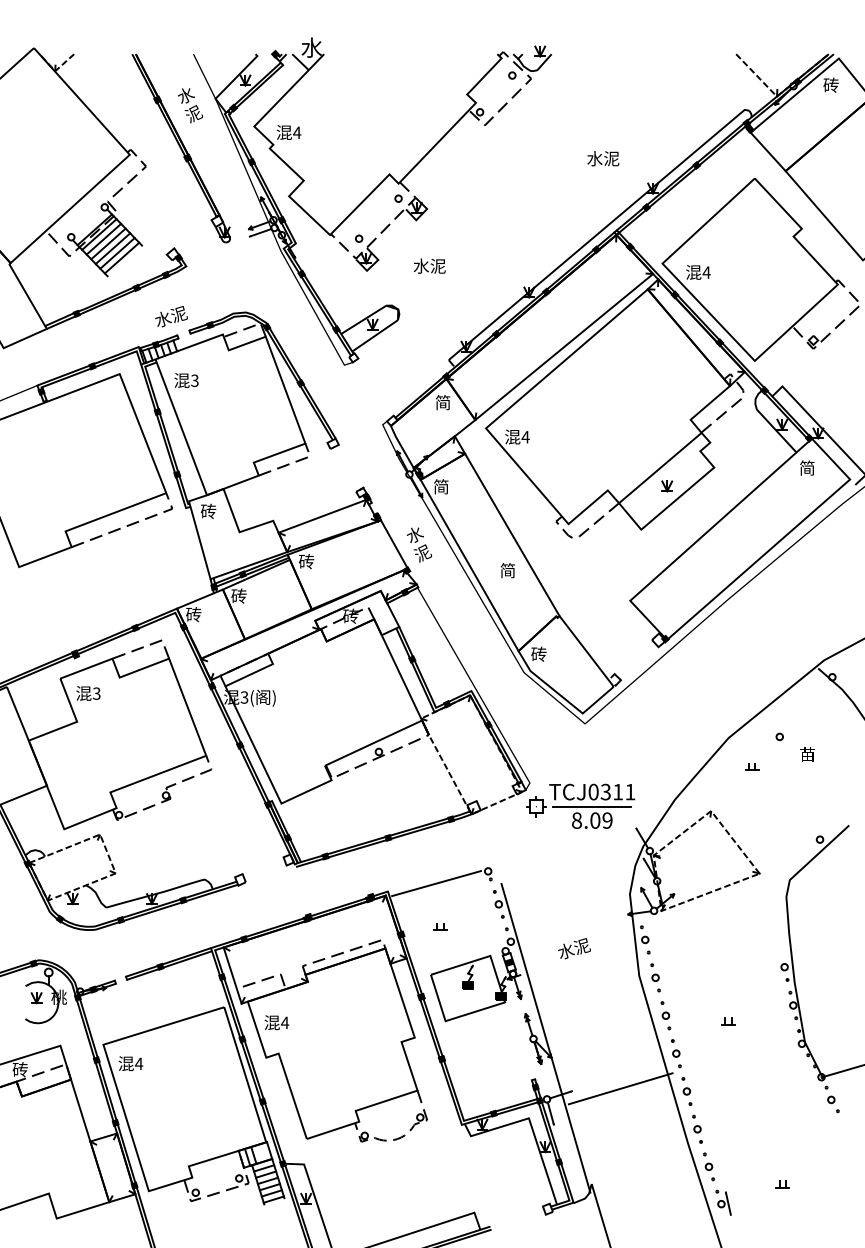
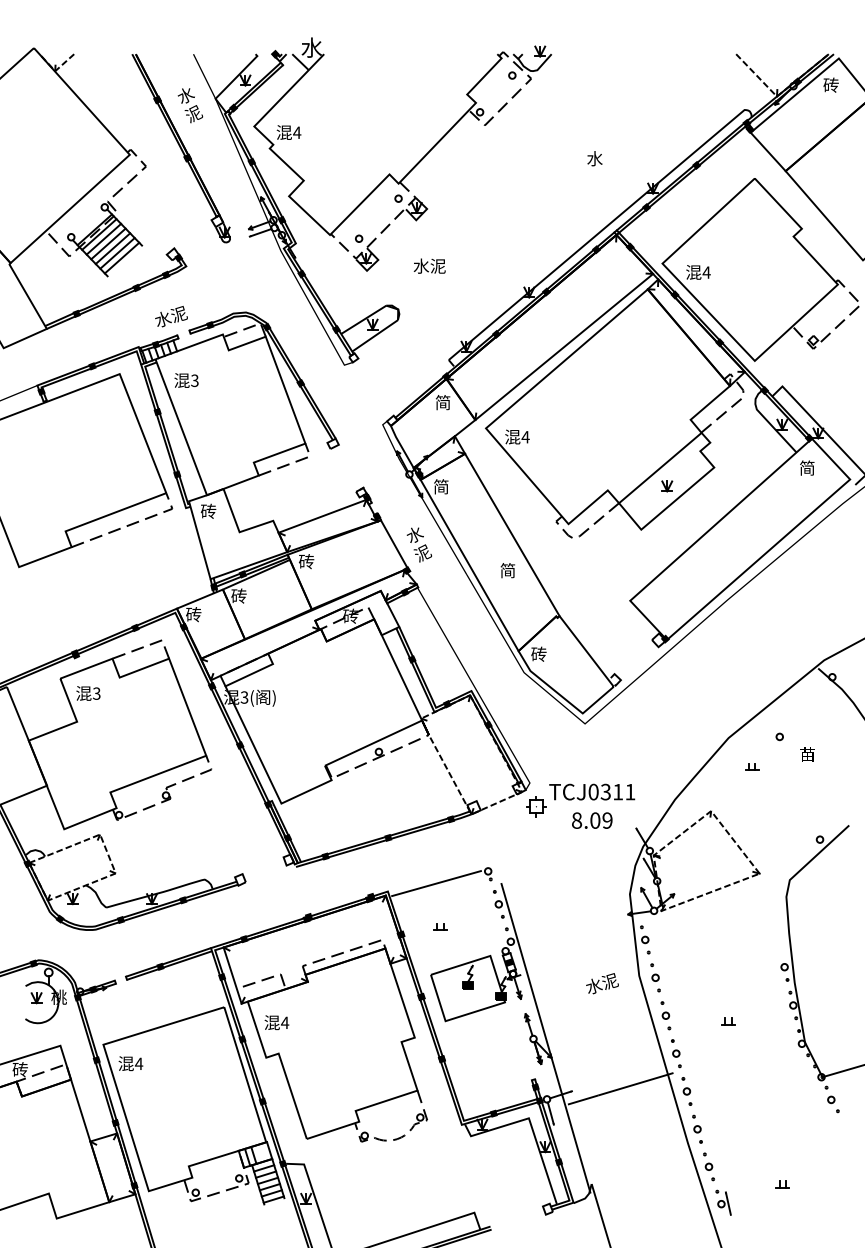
text: 水泥 -> 水 (611, 158)
line: present -> none (591, 806)
text position: (574, 948) -> (602, 983) (602, 983)
